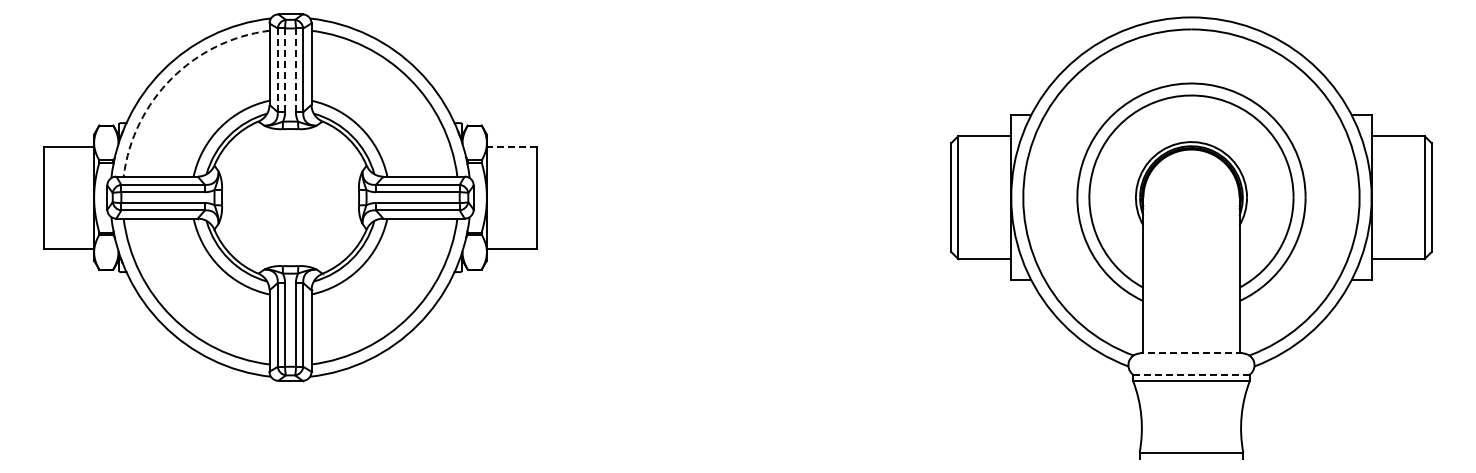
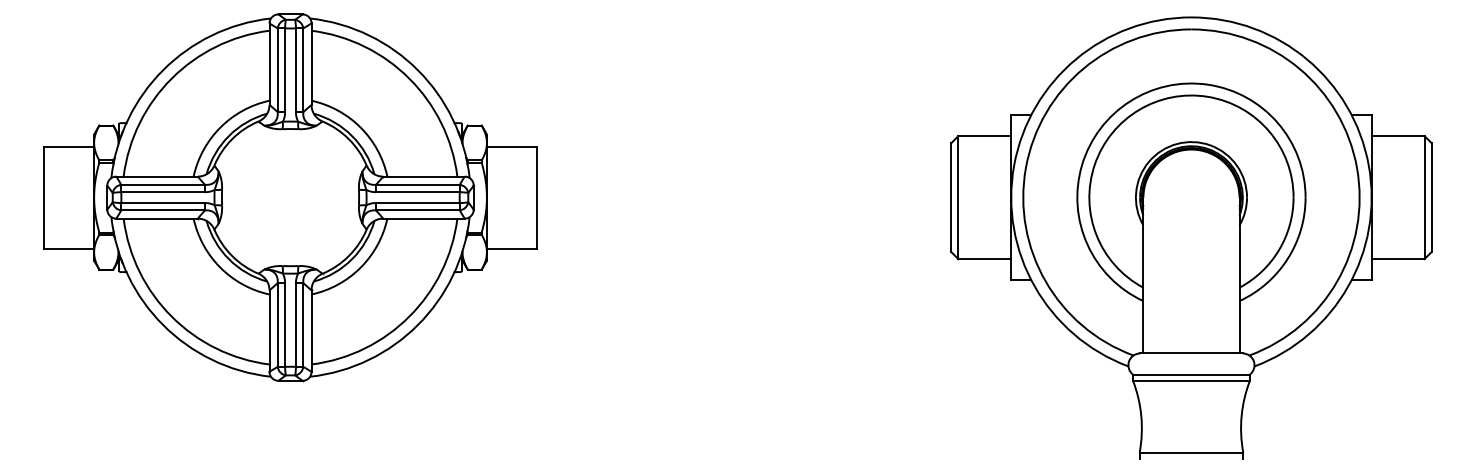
line: dashed -> solid (277, 70)
line: dashed -> solid (285, 70)
line: dashed -> solid (295, 70)
arc: dashed -> solid (171, 78)
line: dashed -> solid (511, 146)
line: dashed -> solid (1190, 353)
line: dashed -> solid (1191, 374)
